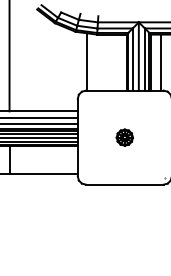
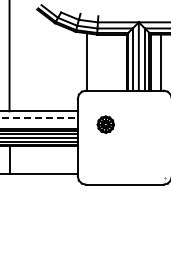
line: solid -> dashed (38, 117)
line: present -> none (39, 123)
part position: (124, 137) -> (105, 124) (105, 124)
